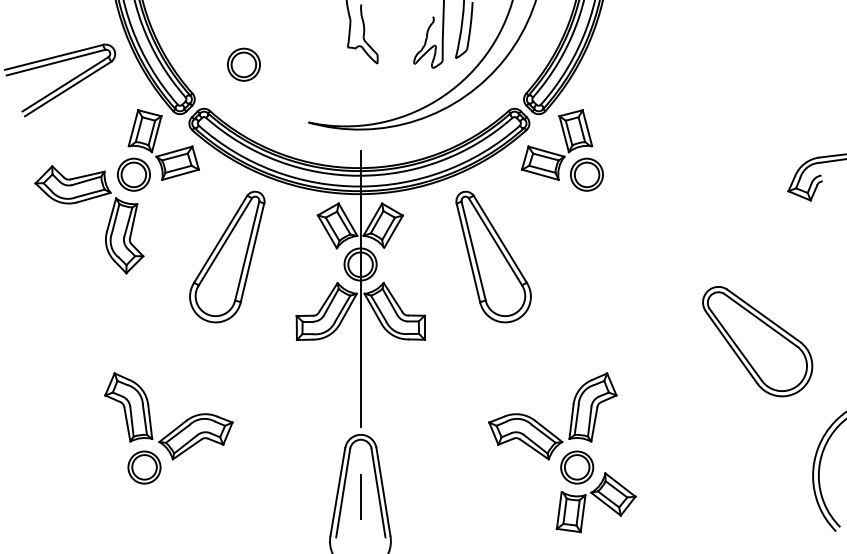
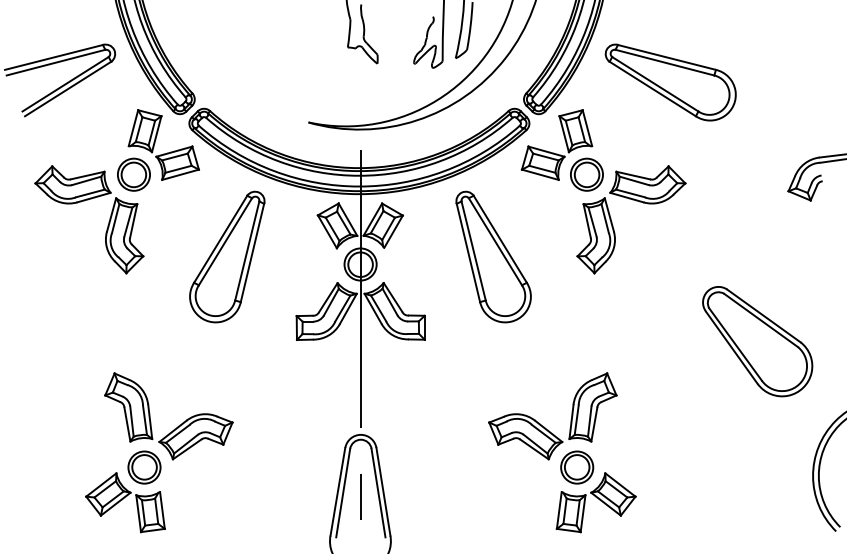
part: present -> none (243, 64)
part: none -> present (670, 82)
part: none -> present (636, 201)
part: none -> present (125, 502)
